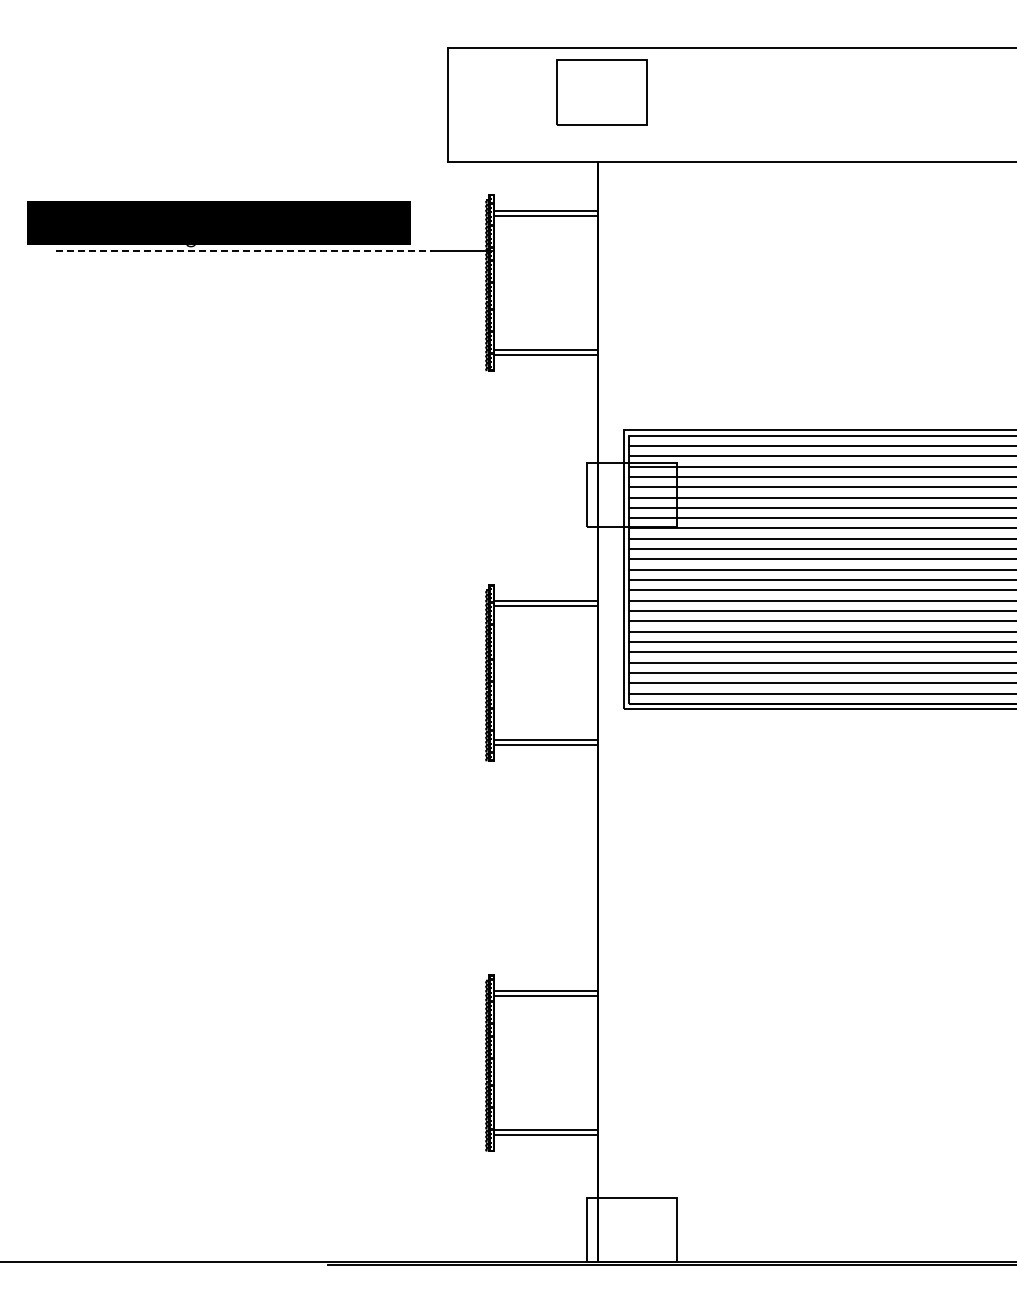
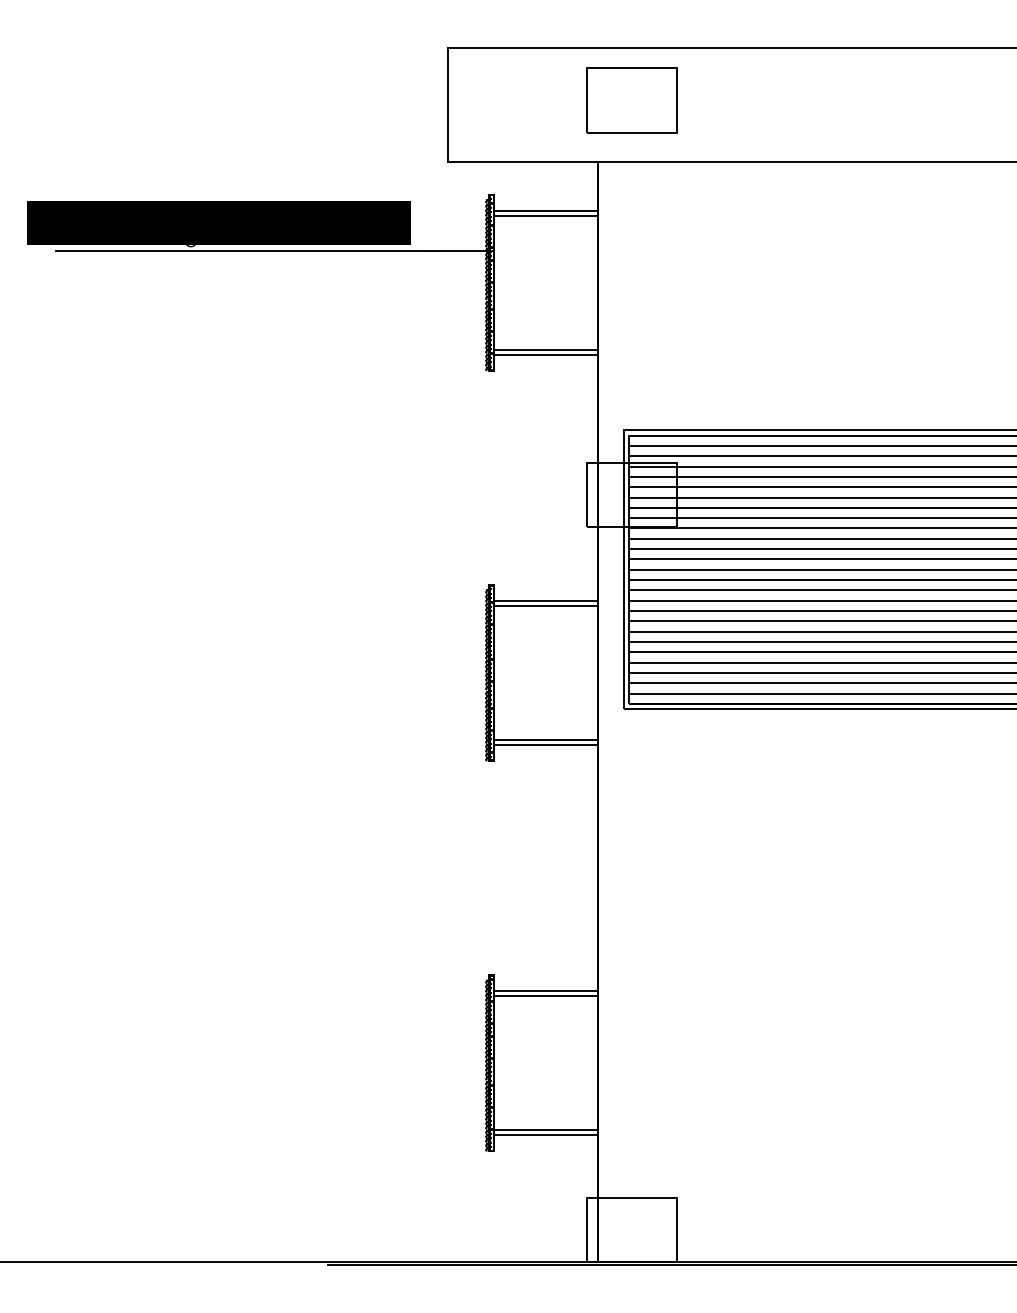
part position: (601, 92) -> (631, 100) (631, 100)
line: dashed -> solid (244, 251)
